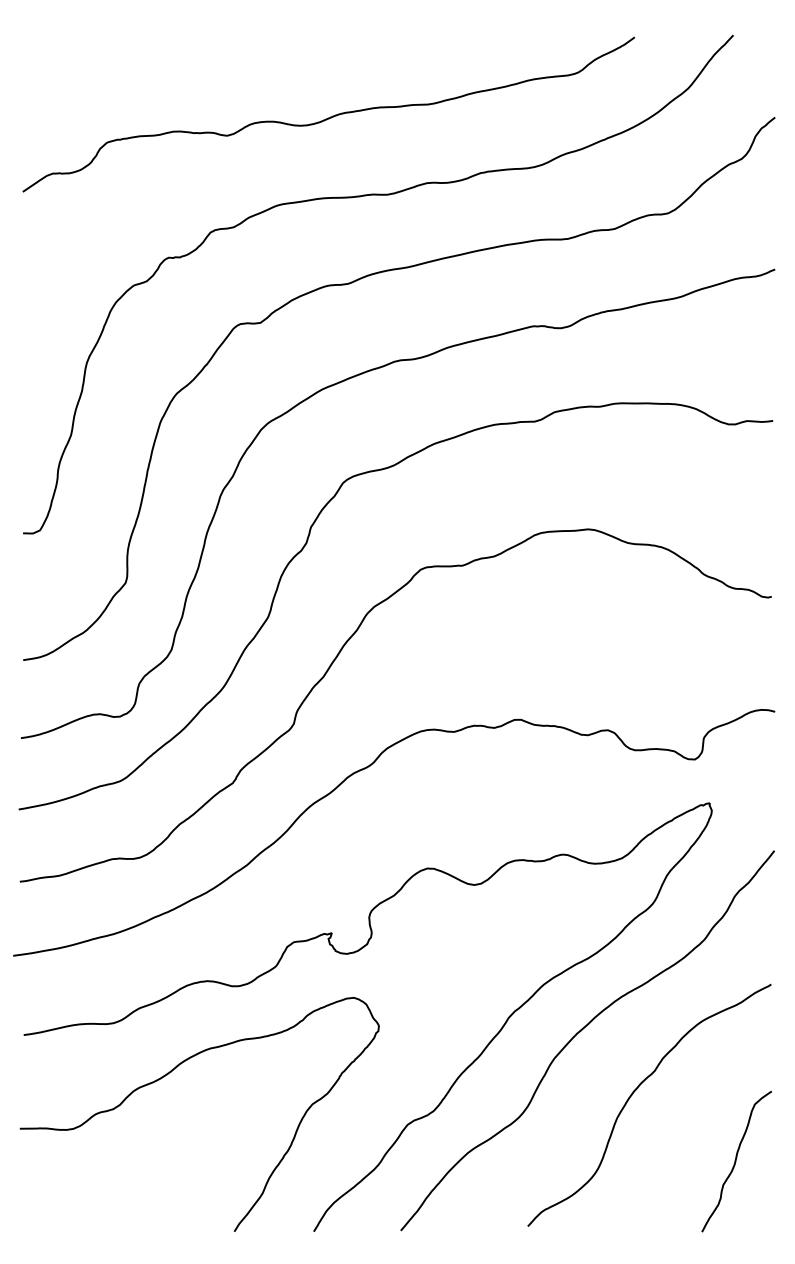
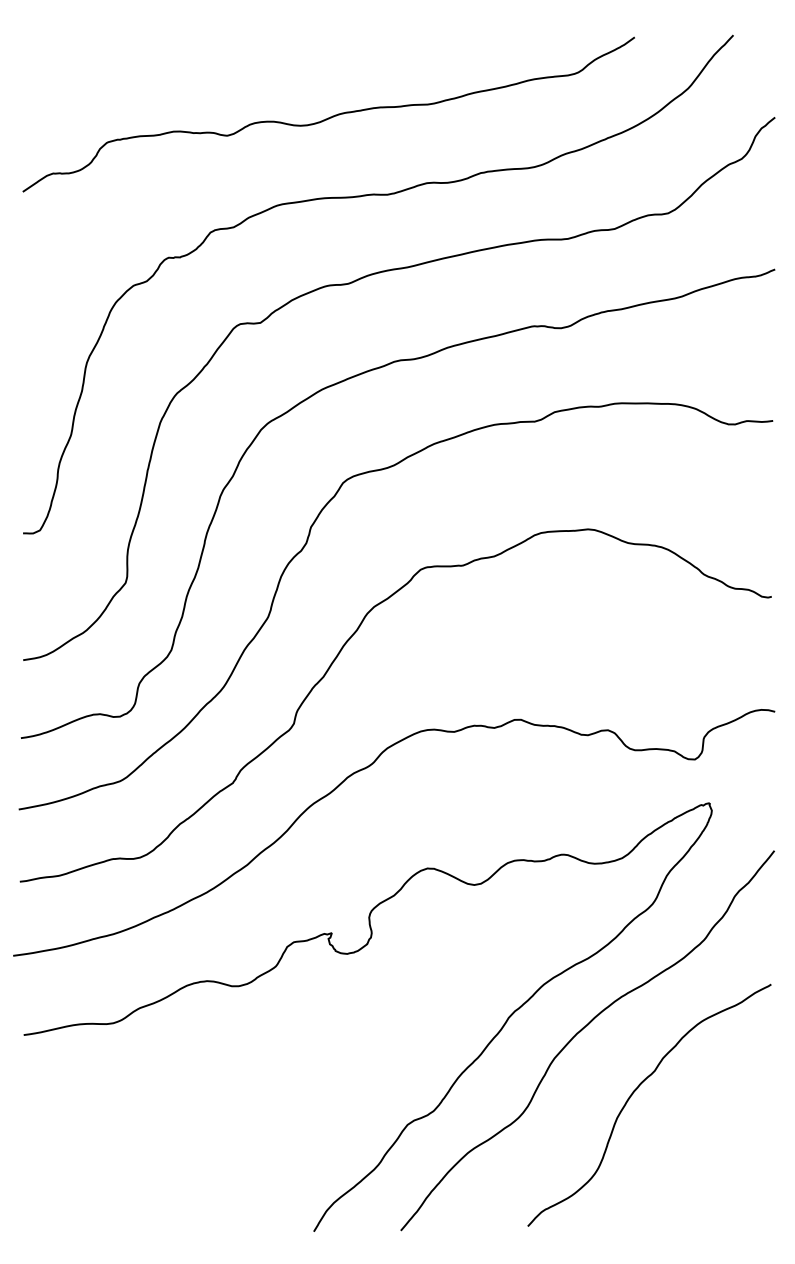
curve: present -> none (170, 1073)
curve: present -> none (736, 1161)
